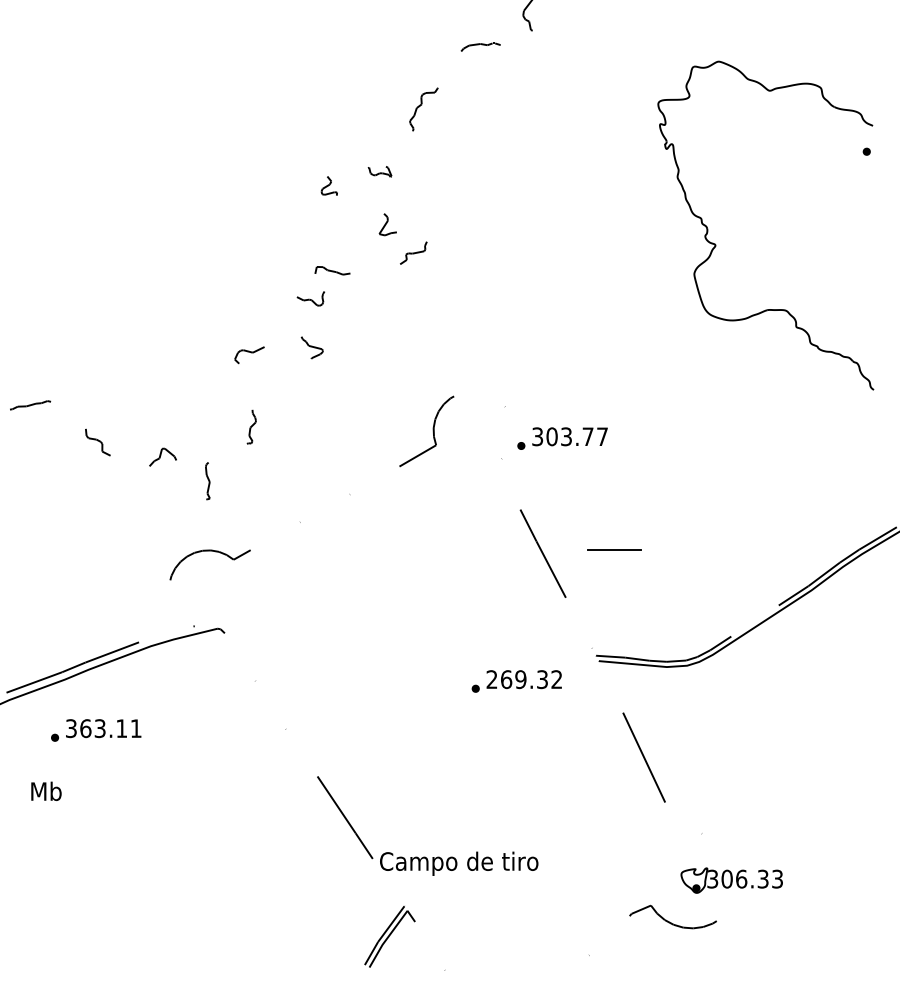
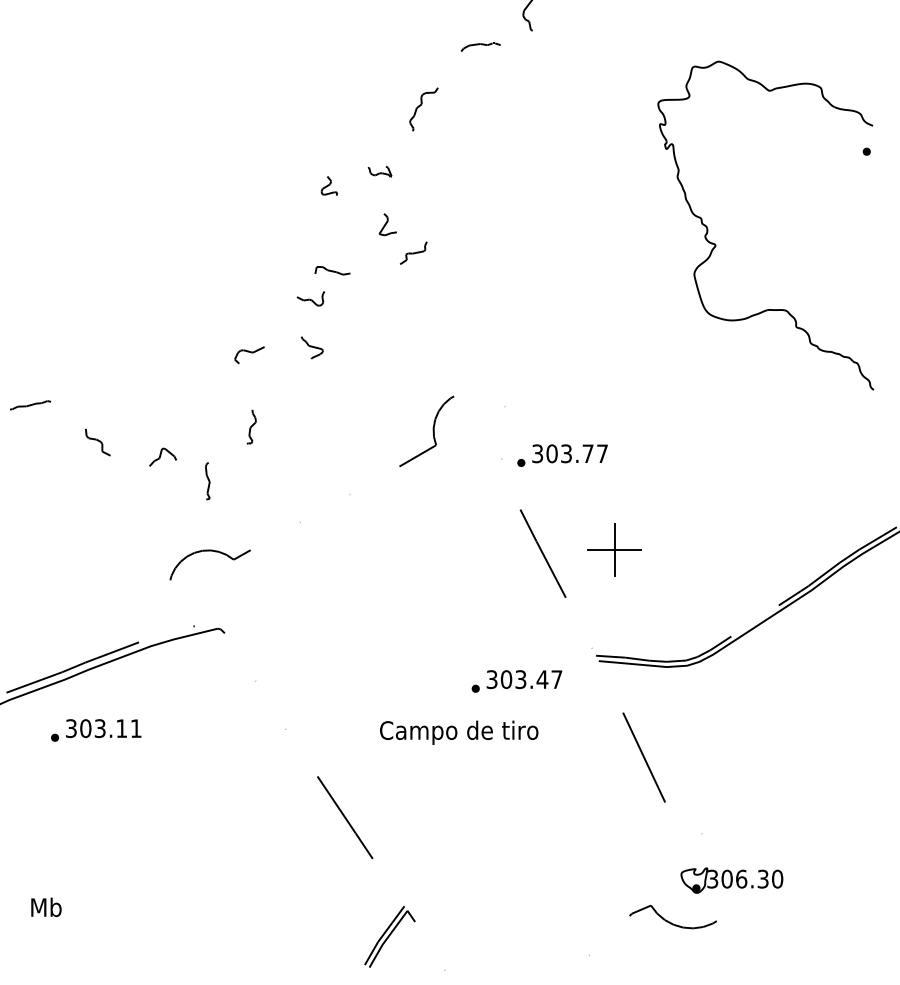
text position: (562, 438) -> (562, 455) (562, 455)
line: none -> present (614, 549)
text: 269.32 -> 303.47 (524, 679)
text: 363.11 -> 303.11 (85, 728)
text position: (46, 790) -> (46, 906) (46, 906)
text position: (459, 863) -> (459, 732) (459, 732)
text: 306.33 -> 306.30 (777, 878)
